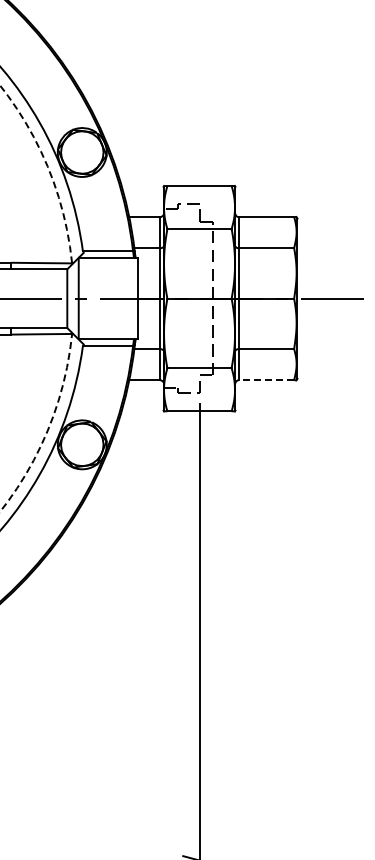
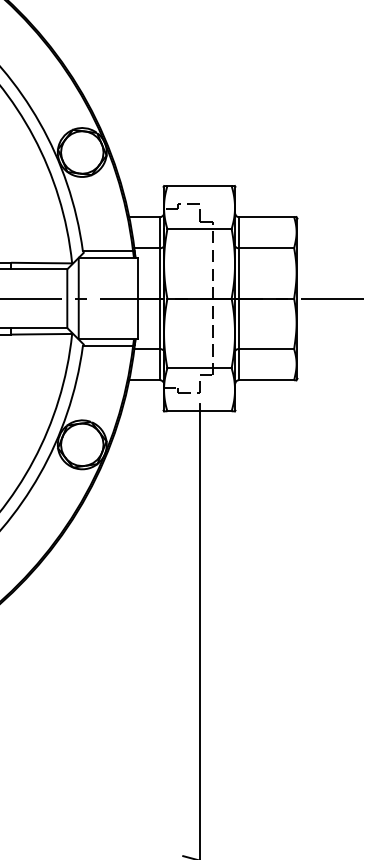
line: dashed -> solid (266, 380)
arc: dashed -> solid (0, 511)
